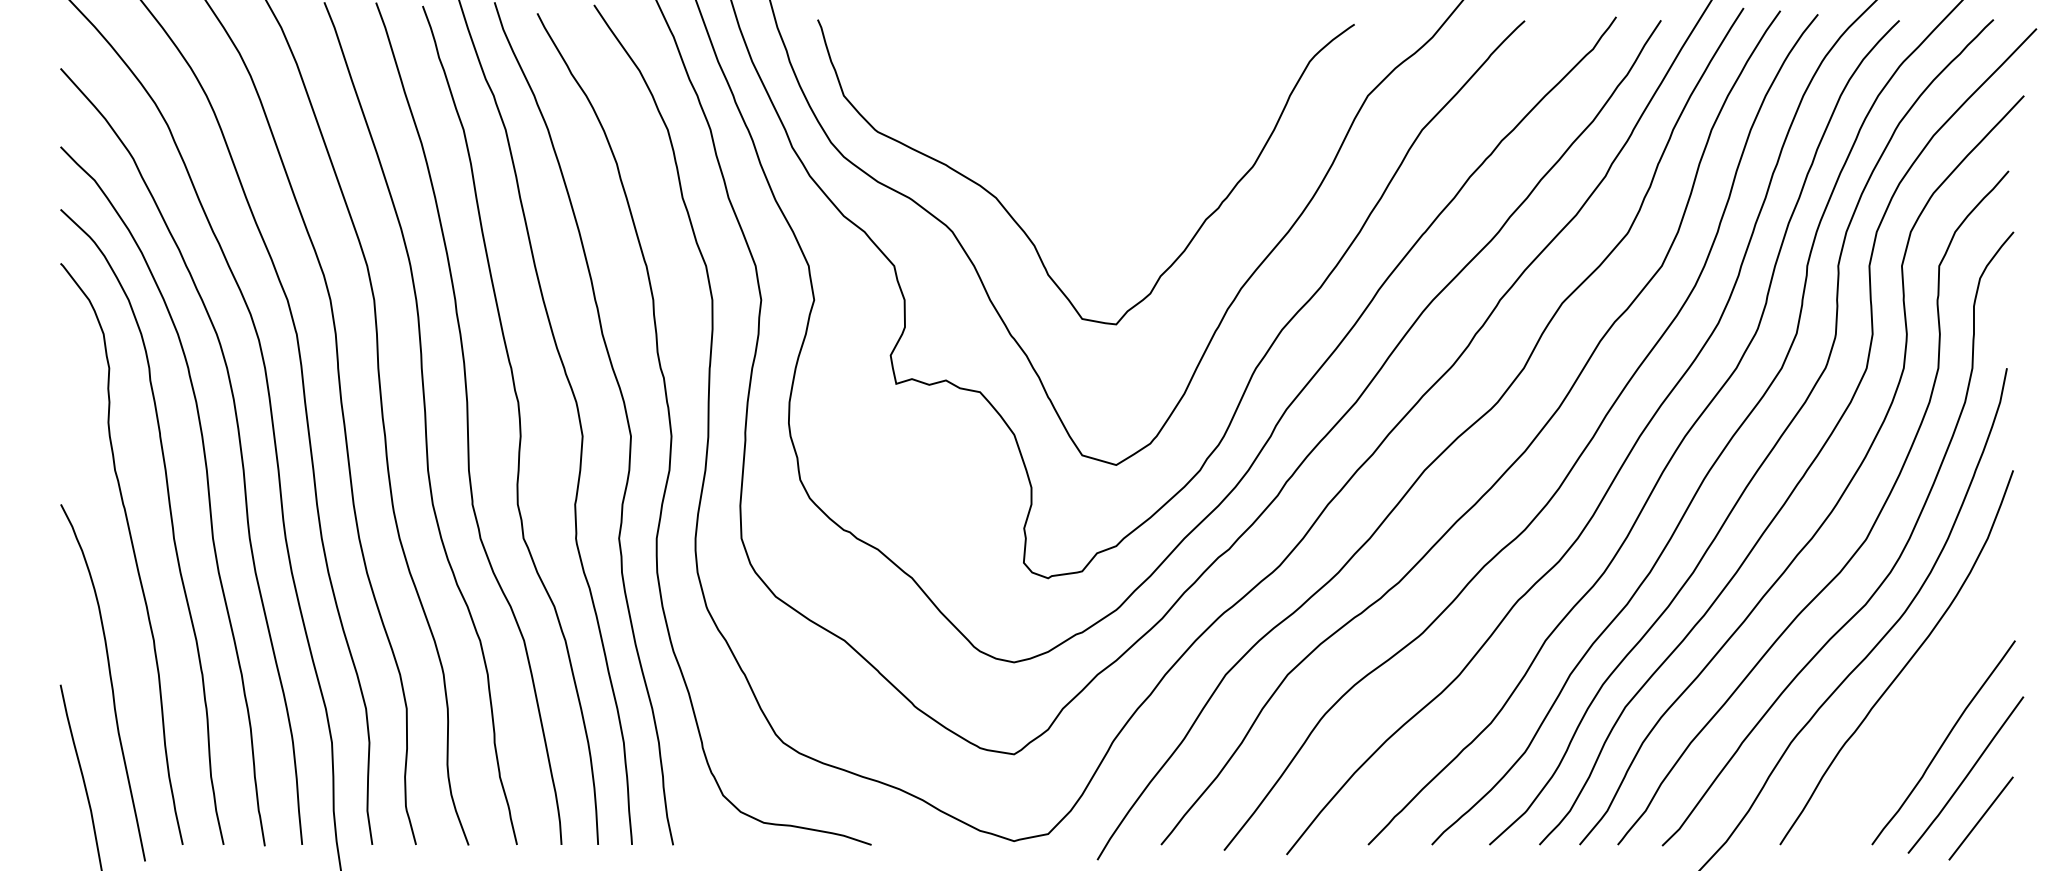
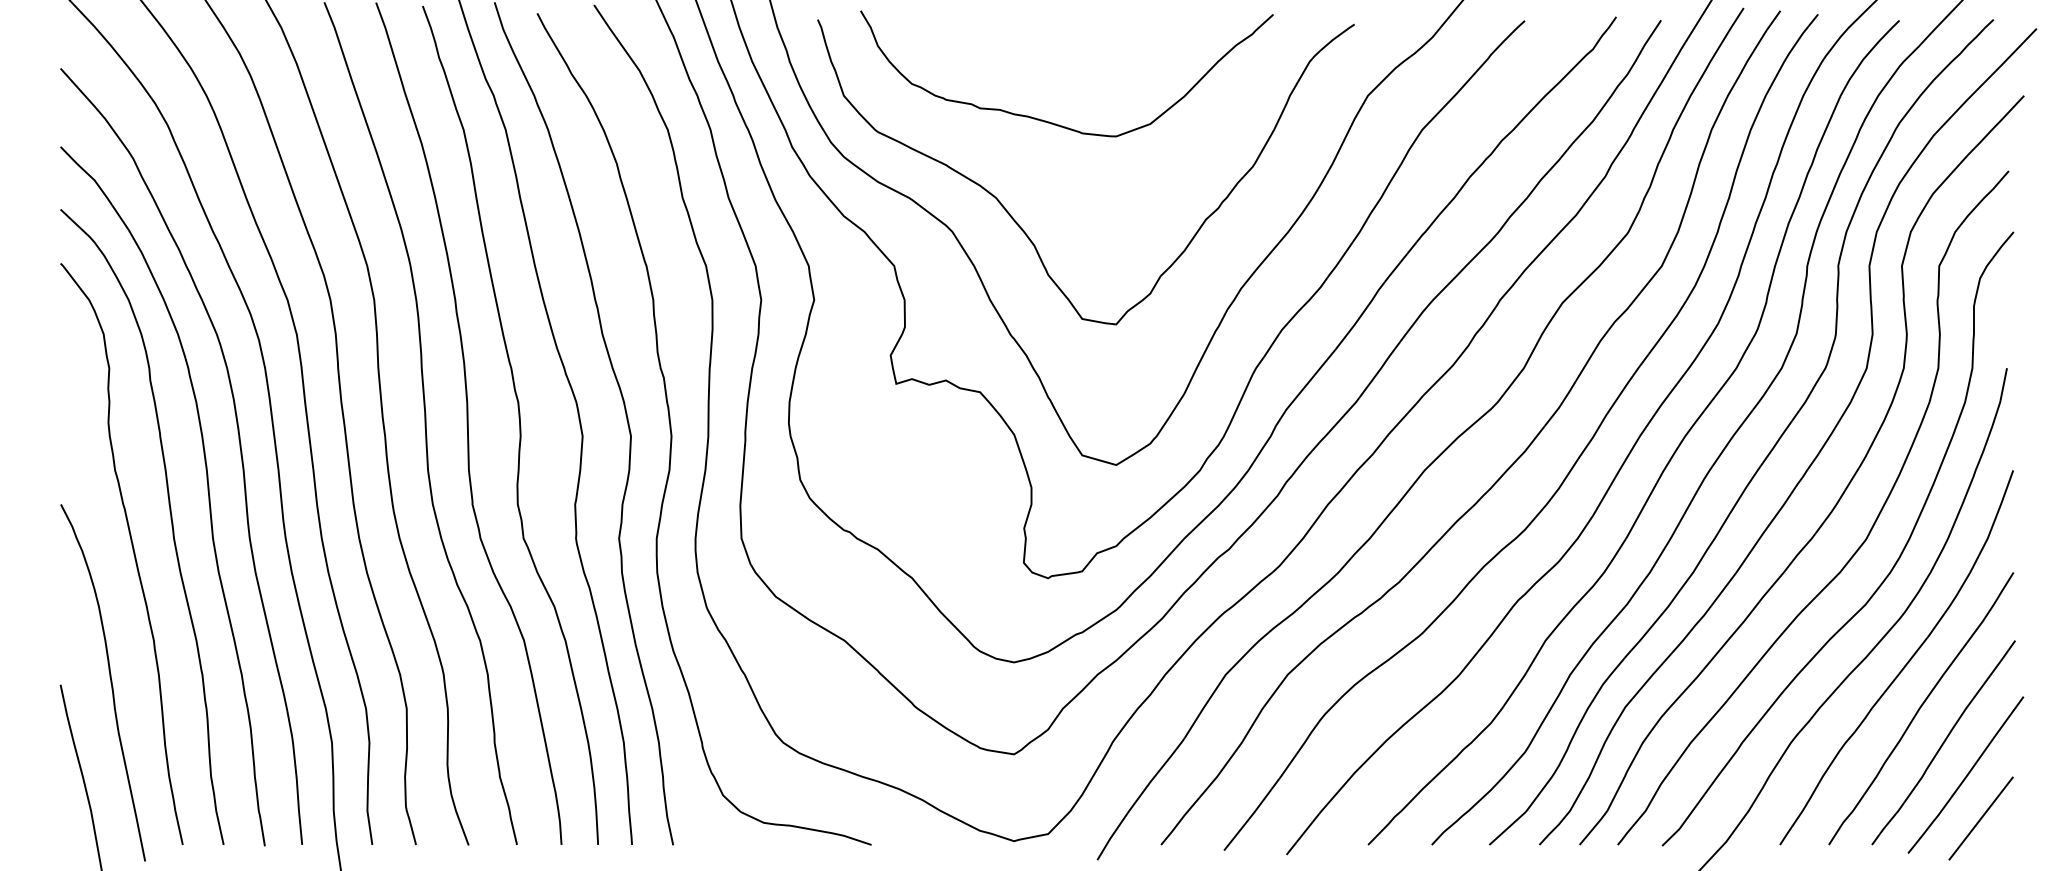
curve: none -> present (1049, 121)
curve: none -> present (1921, 707)
